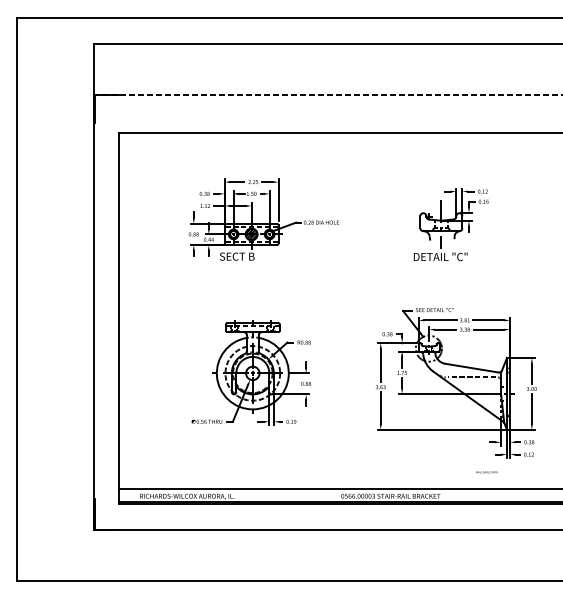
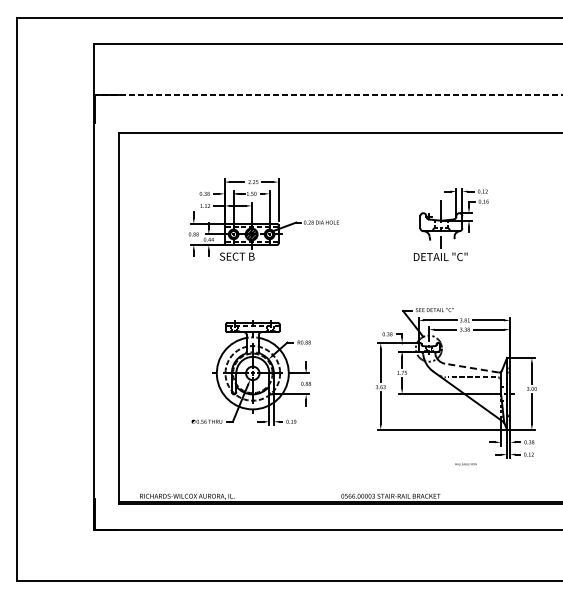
line: solid -> dashed (471, 368)
text position: (486, 472) -> (465, 464) (465, 464)
line: present -> none (339, 489)
